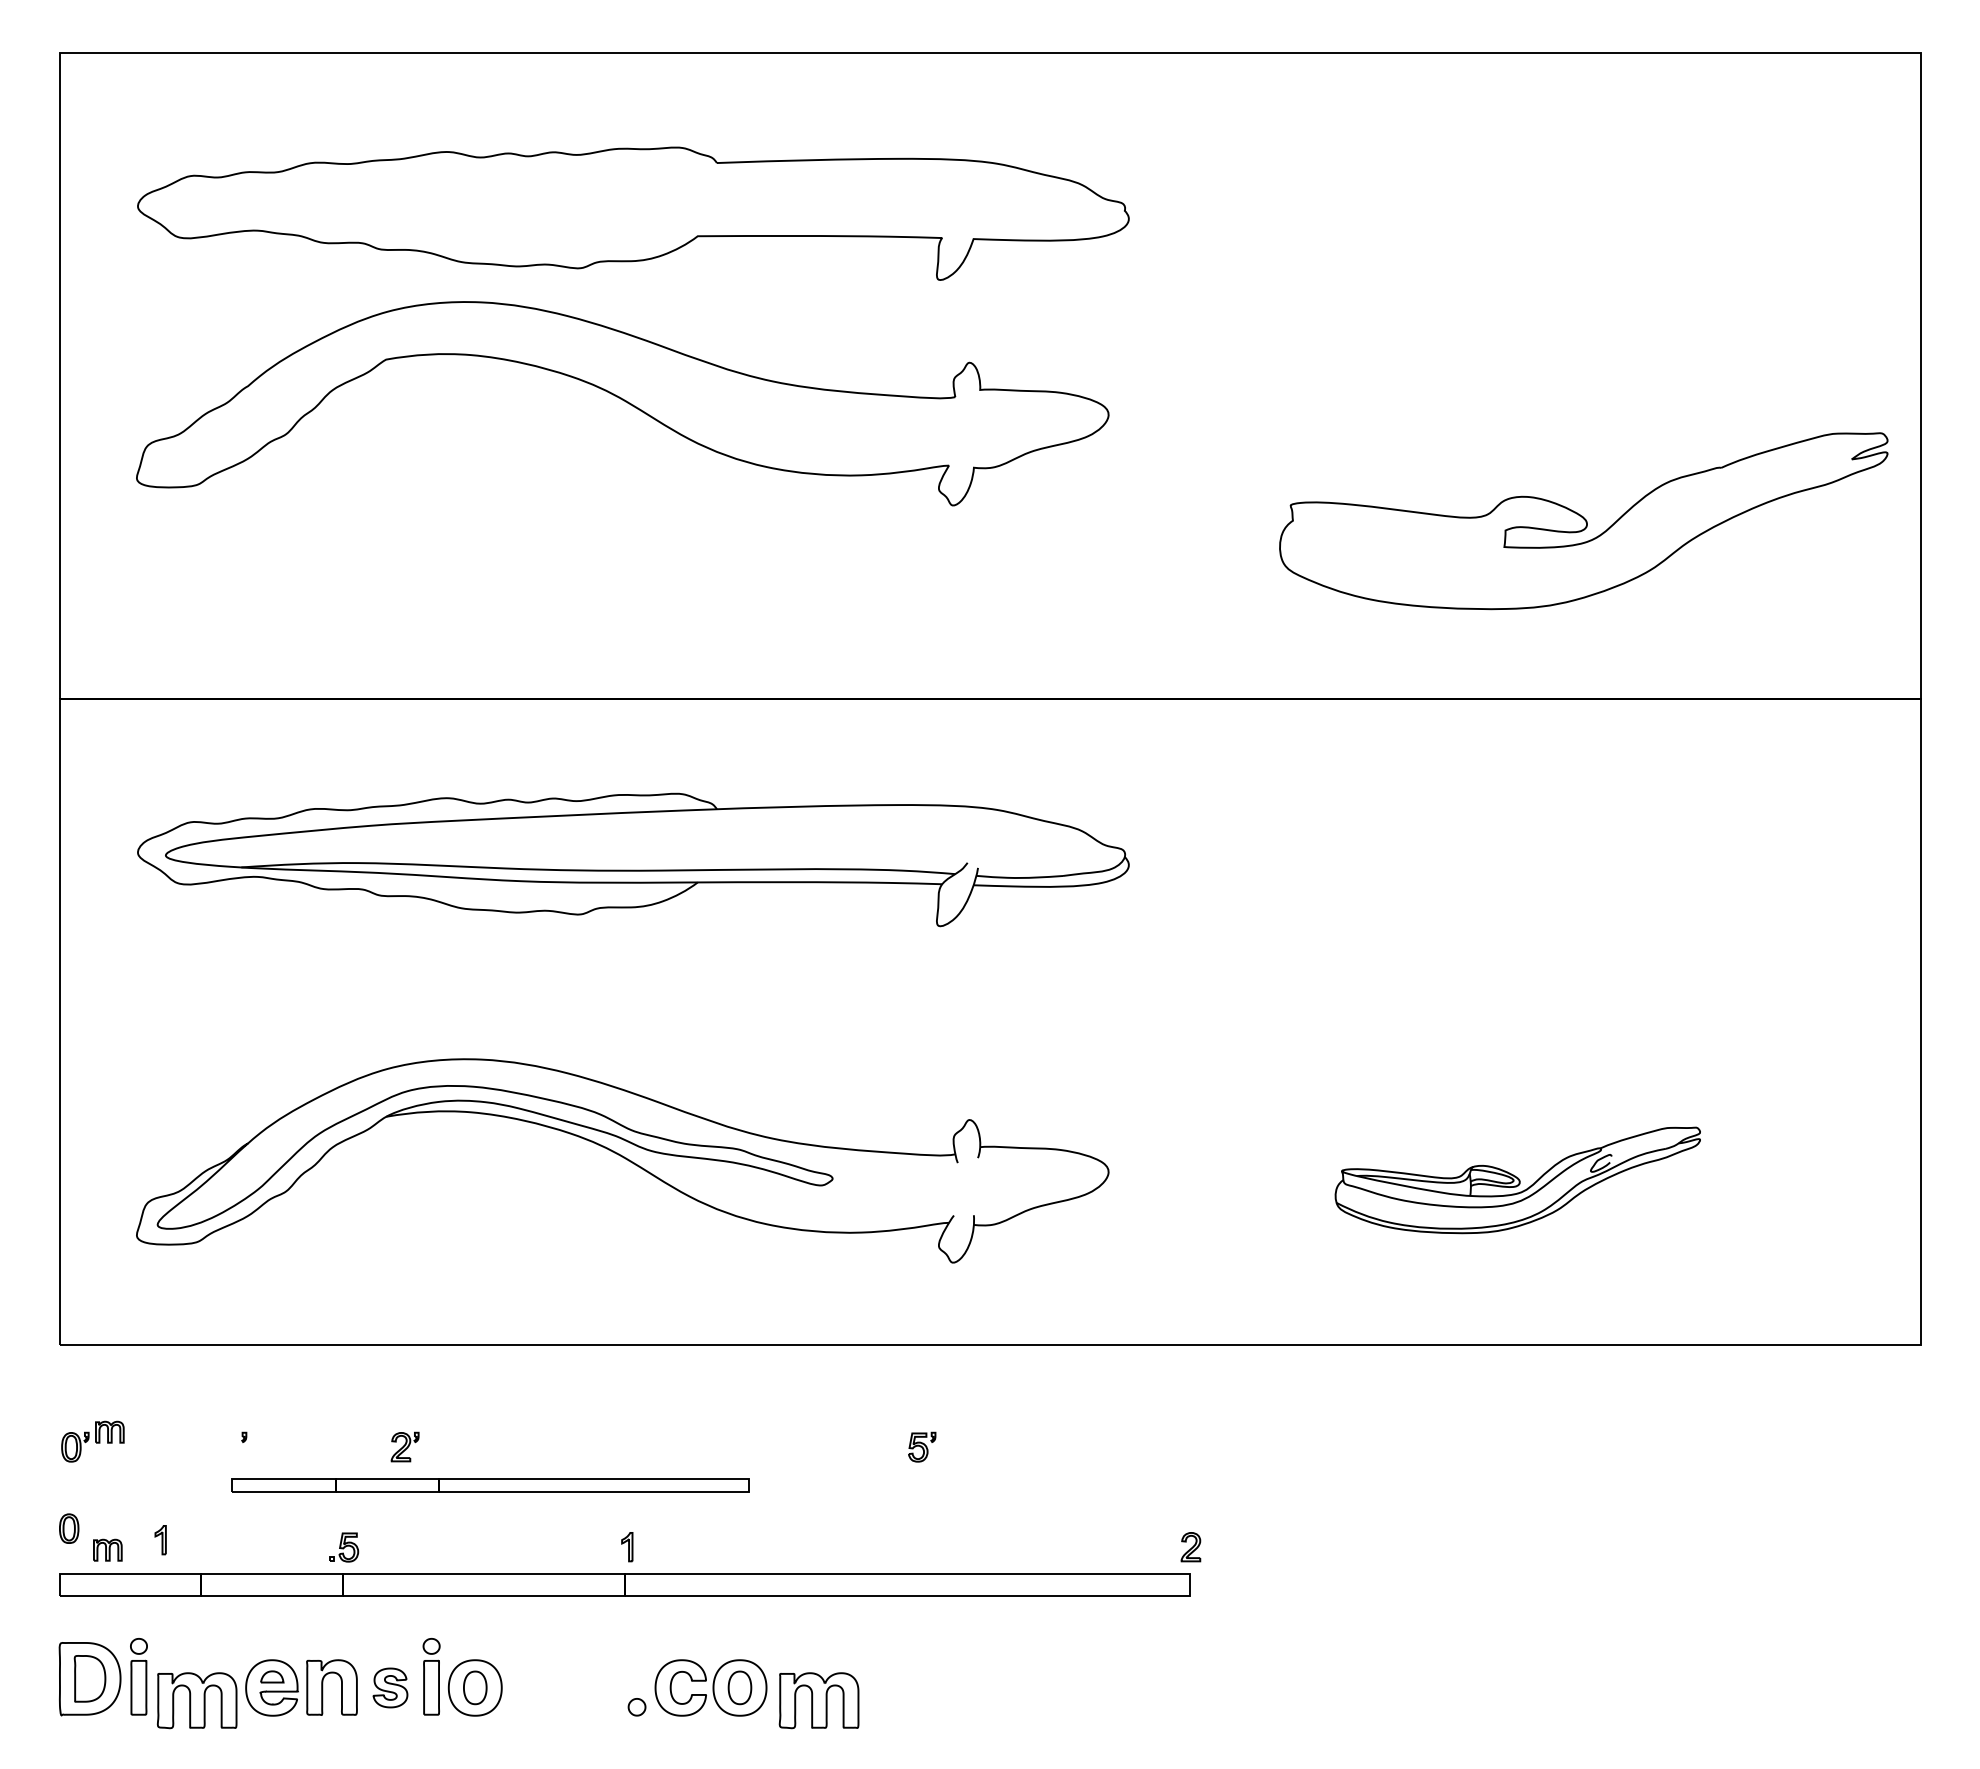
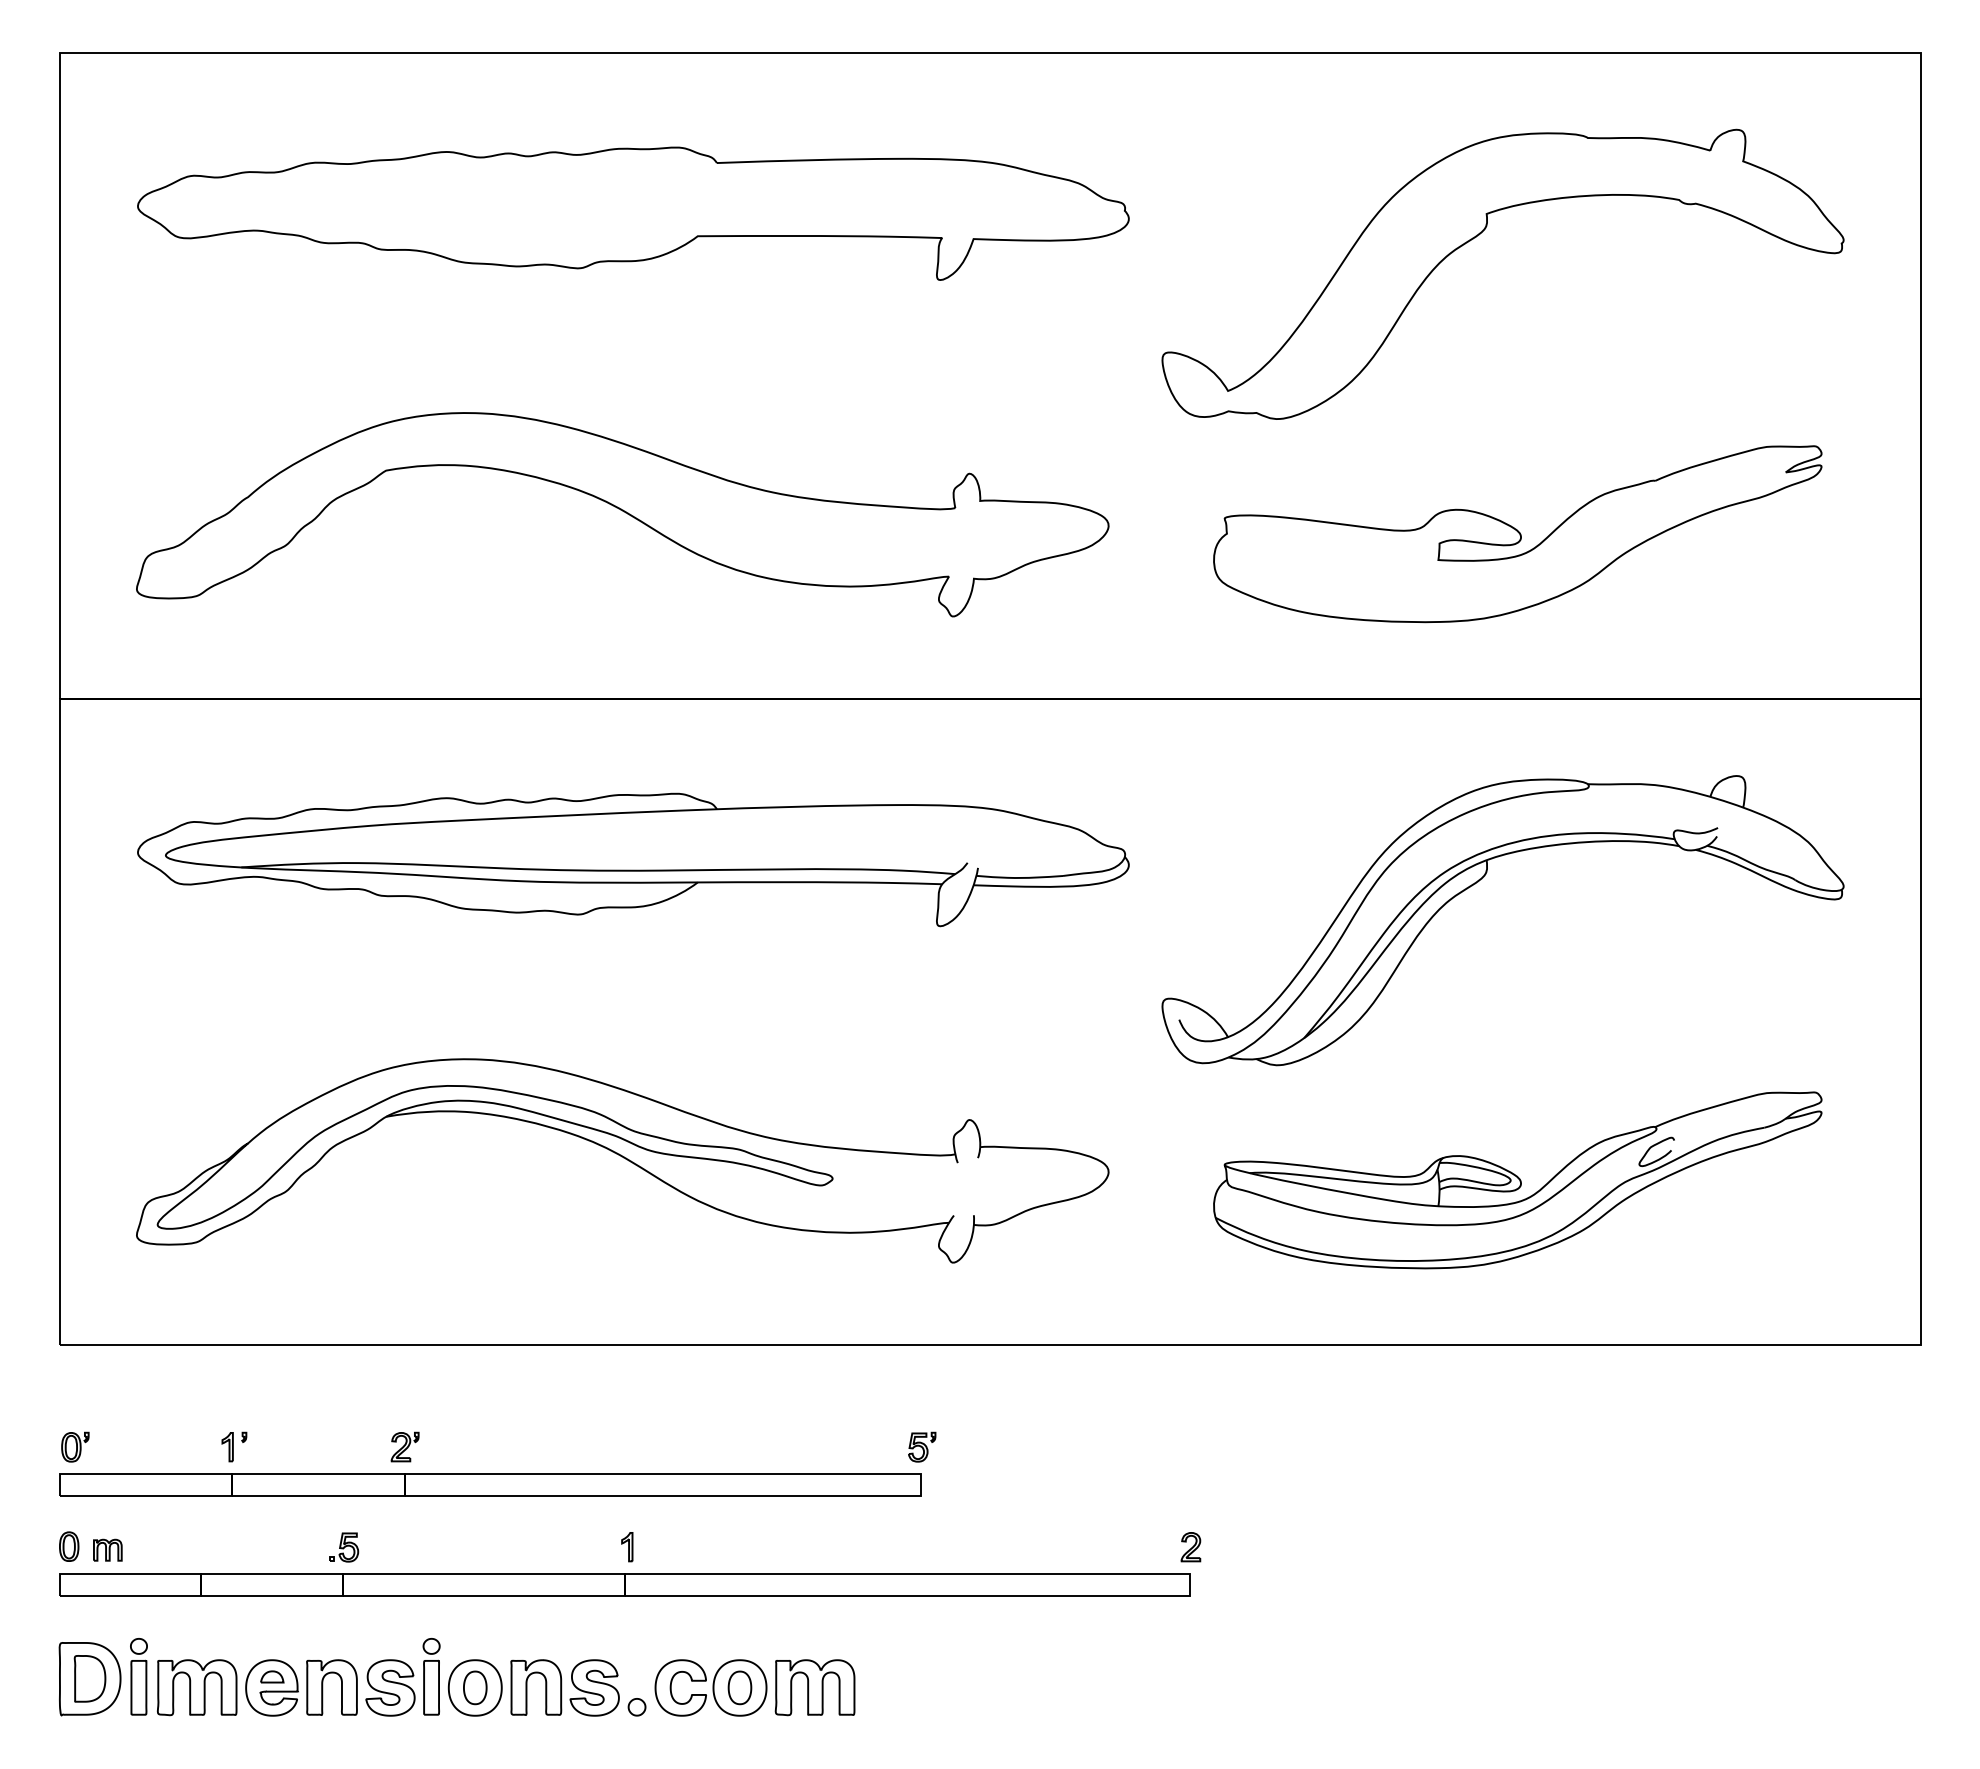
part: none -> present (1476, 237)
part position: (622, 403) -> (622, 514) (622, 514)
part position: (1583, 521) -> (1517, 534) (1517, 534)
part: none -> present (1478, 882)
part size: 367x109 px -> 610x179 px (1517, 1180)
part: present -> none (109, 1431)
part size: 519x15 px -> 863x24 px (490, 1484)
part position: (69, 1528) -> (69, 1546) (69, 1546)
part position: (160, 1540) -> (227, 1447) (227, 1447)
part size: 37x42 px -> 51x58 px (390, 1687)
part: none -> present (564, 1687)
part position: (197, 1700) -> (197, 1687) (197, 1687)
part position: (818, 1700) -> (814, 1687) (814, 1687)
